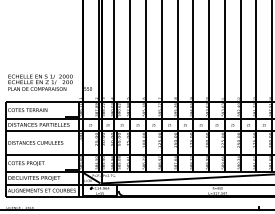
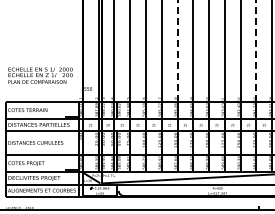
line: solid -> dashed (177, 51)
line: solid -> dashed (256, 51)
text position: (40, 82) -> (40, 75) (40, 75)
